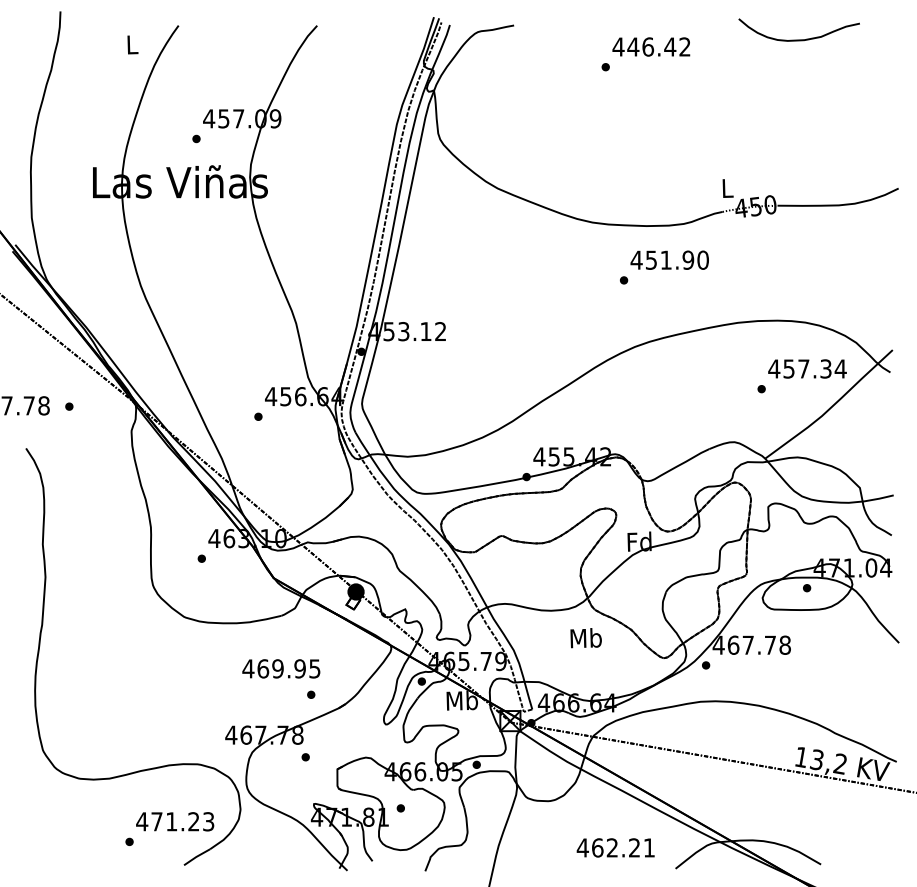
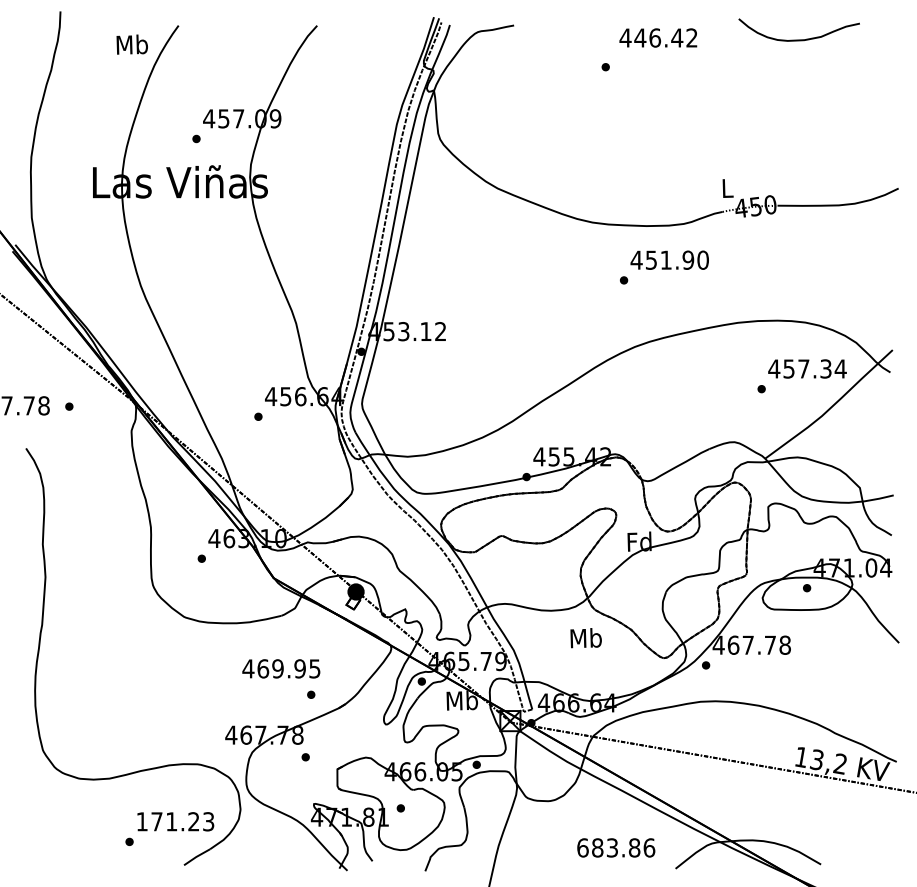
text: L -> Mb (131, 44)
text position: (651, 46) -> (658, 37) (658, 37)
text: 471.23 -> 171.23 (142, 821)
text: 462.21 -> 683.86 (615, 847)
